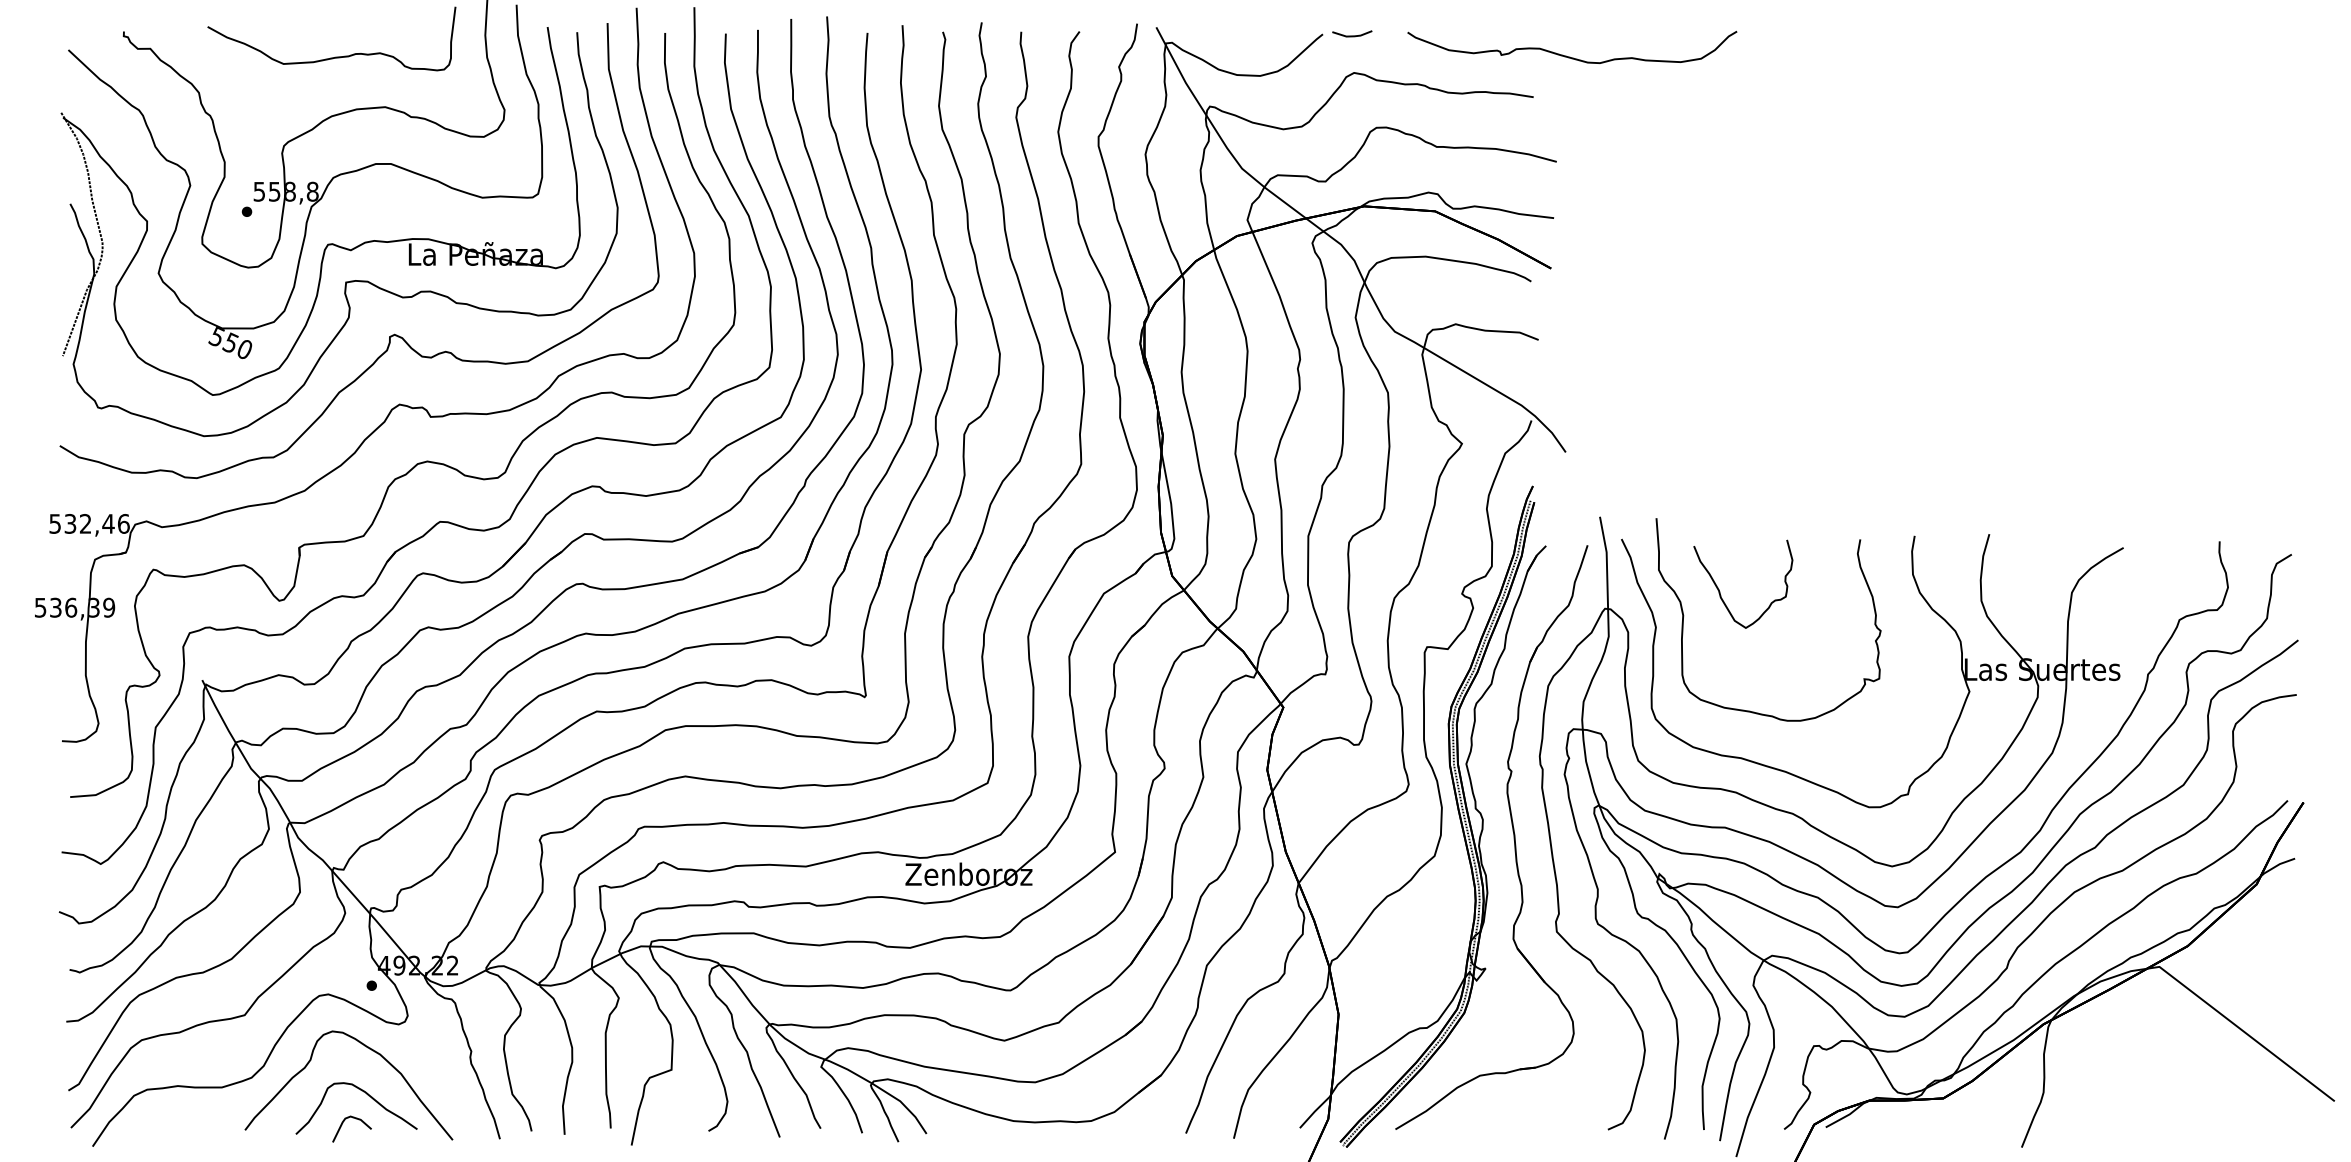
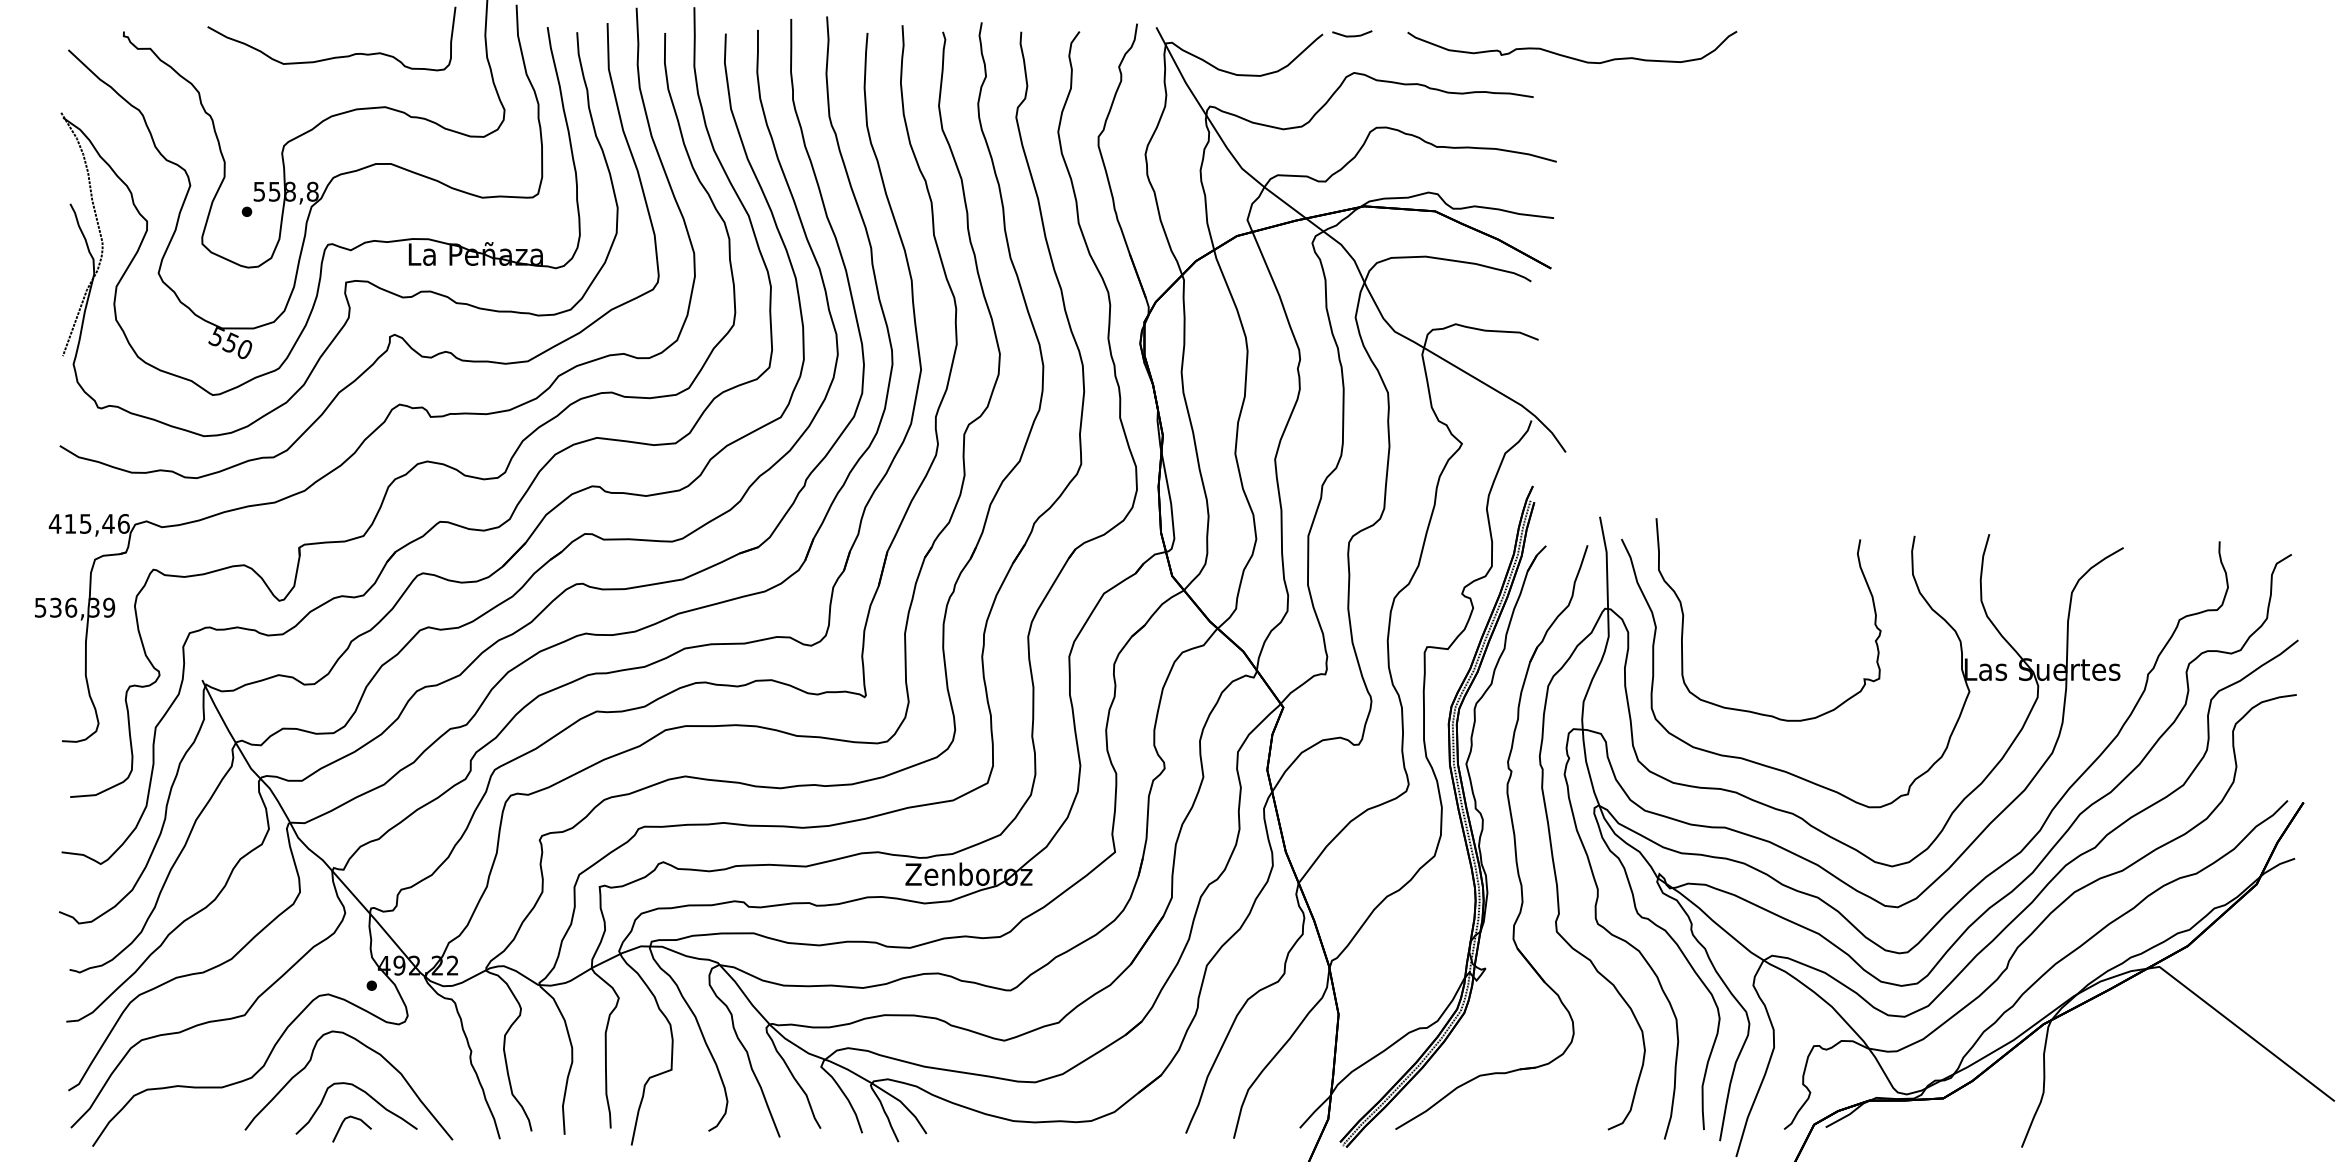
text: 532,46 -> 415,46 (69, 523)
part: present -> none (1720, 591)
